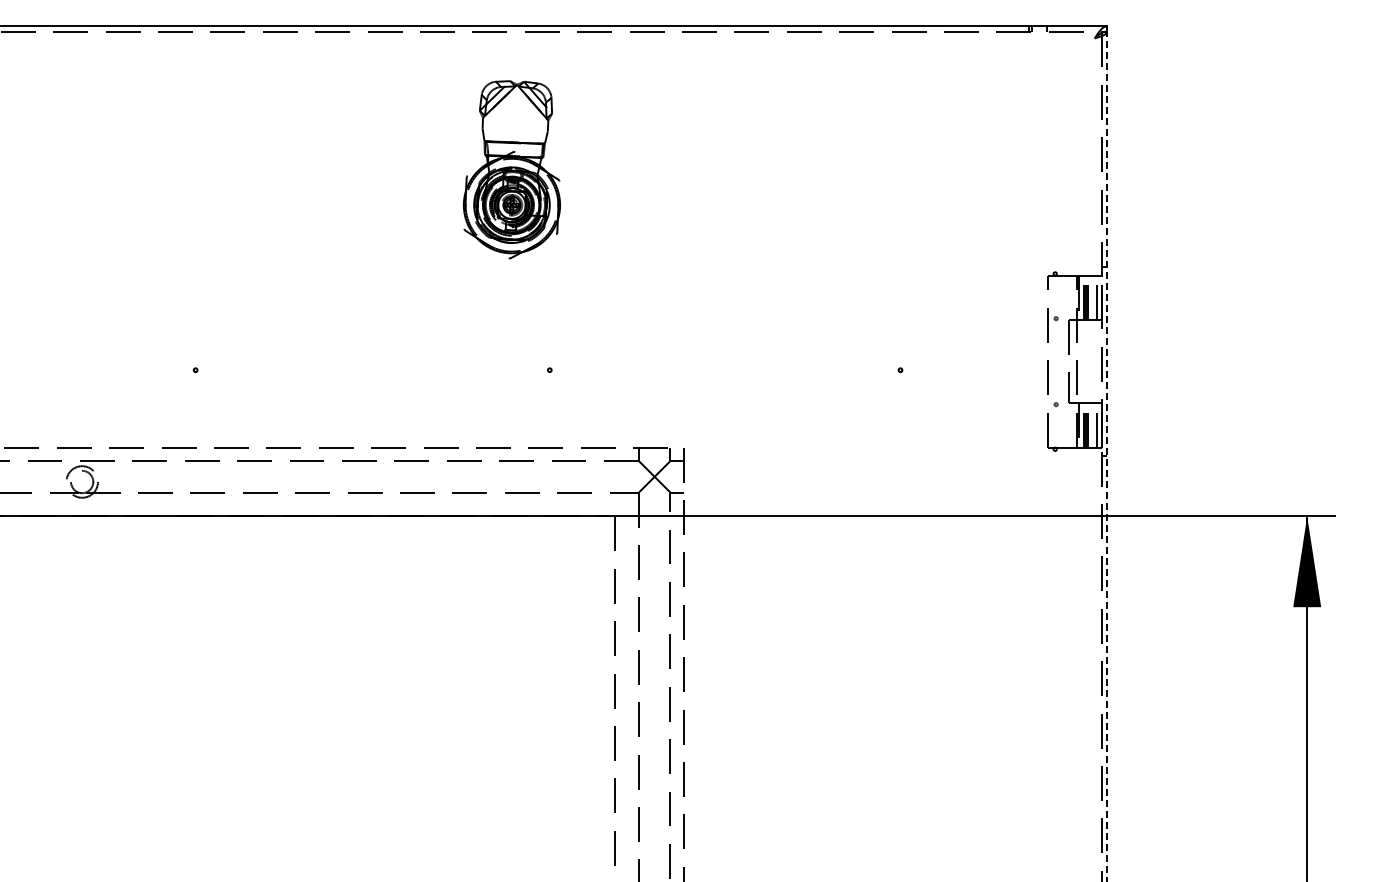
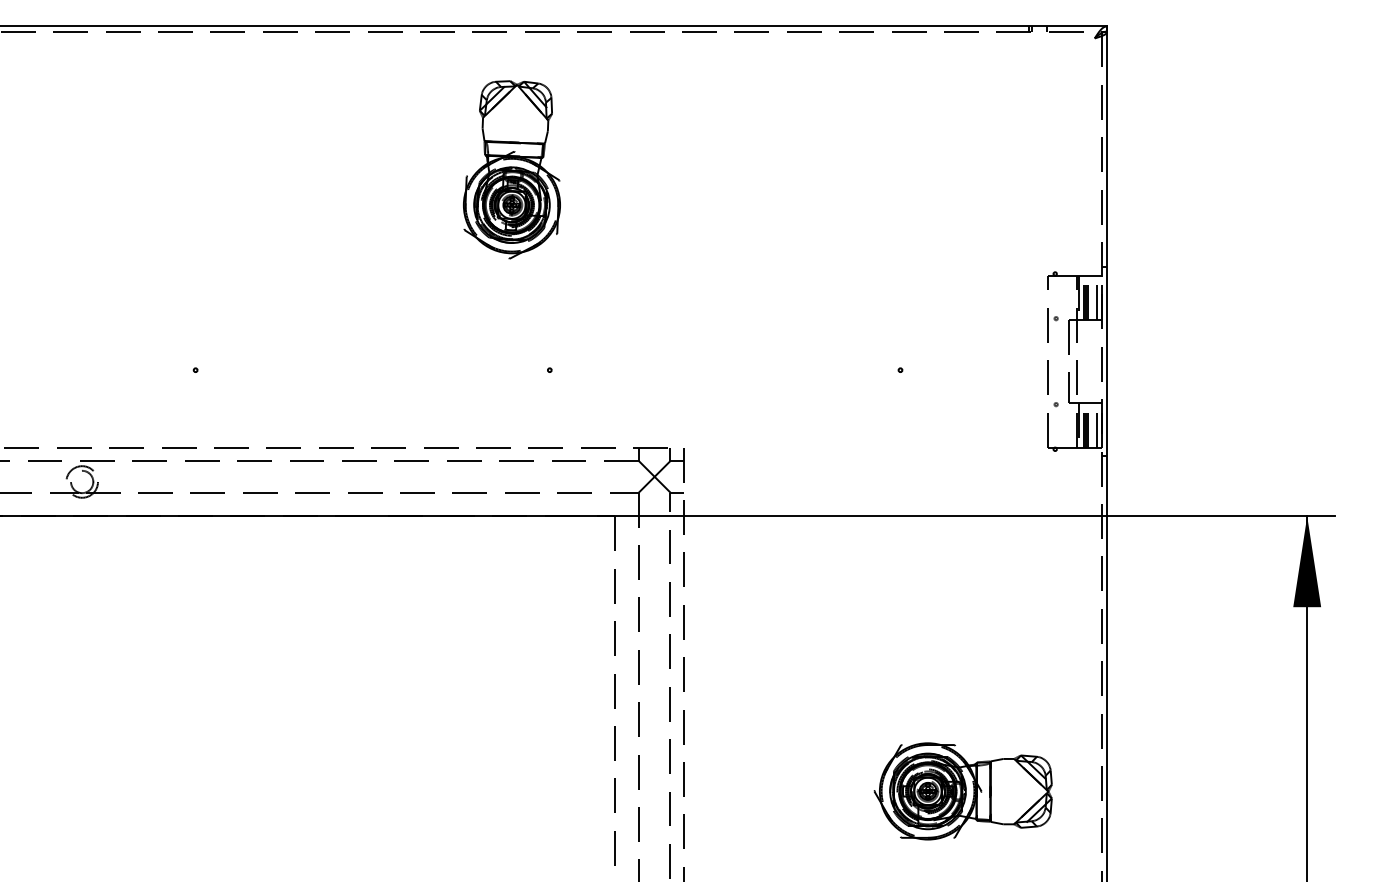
line: dashed -> solid (1106, 456)
part: none -> present (962, 791)
